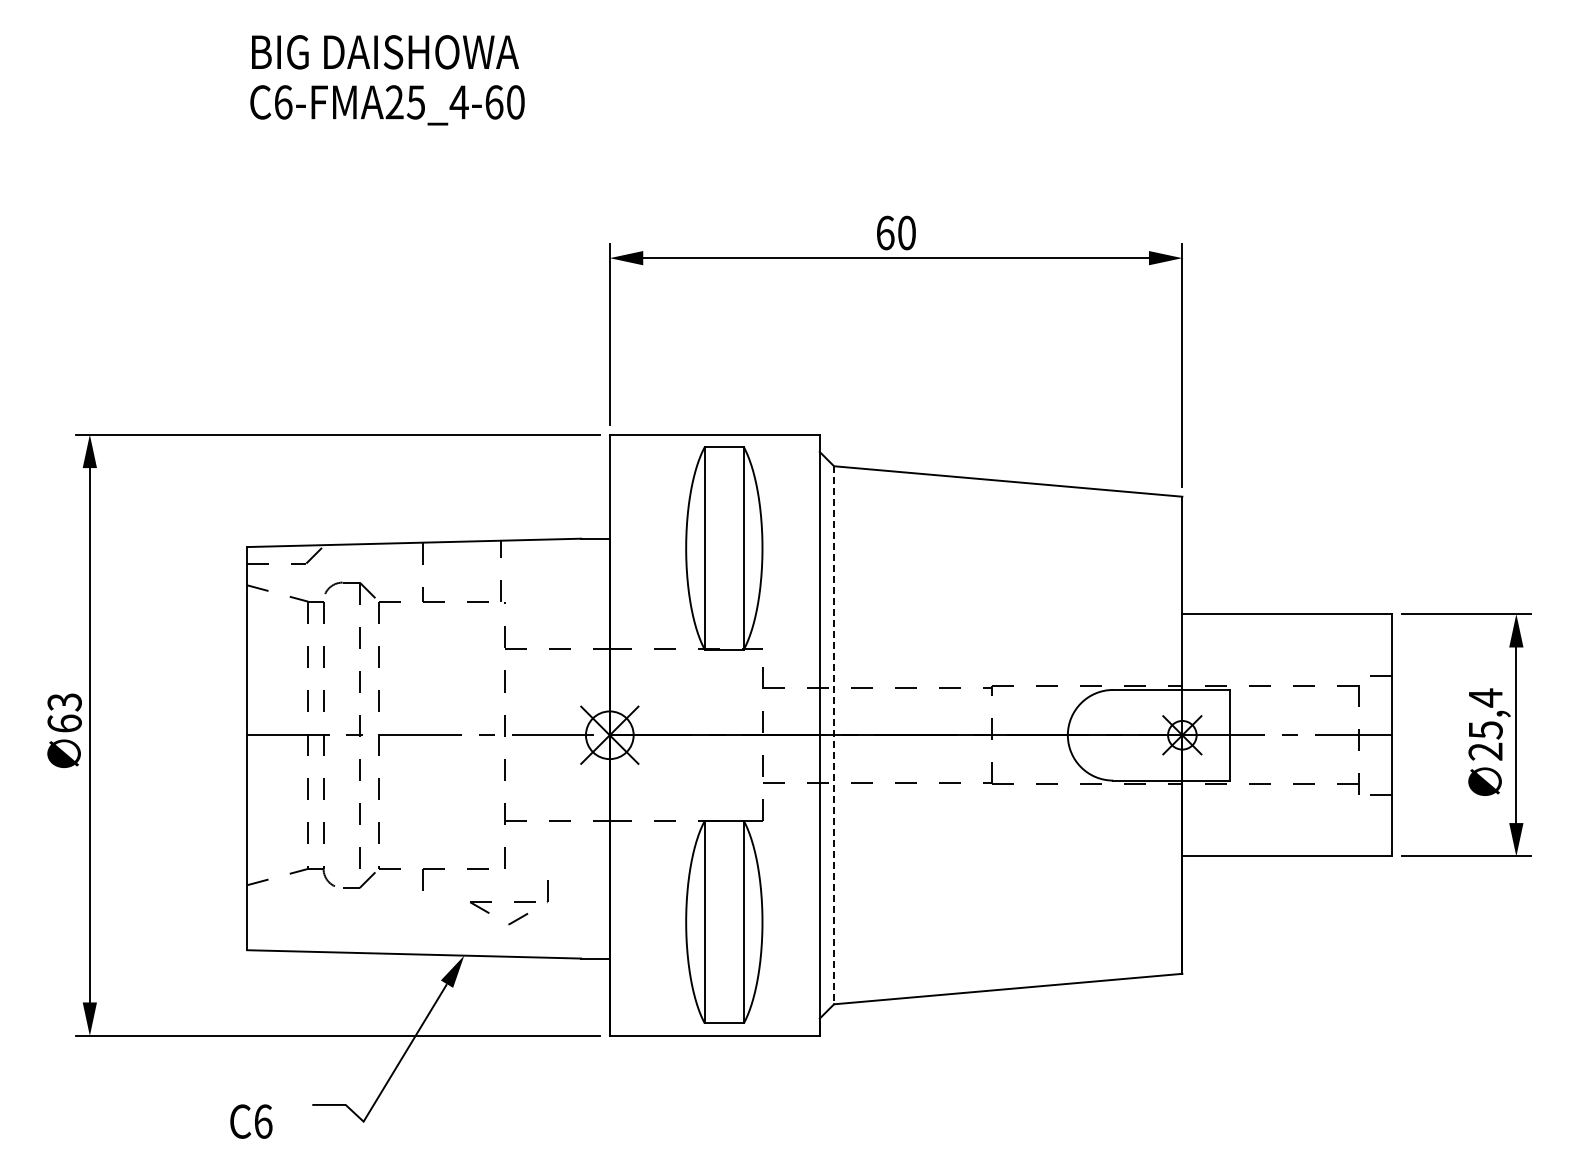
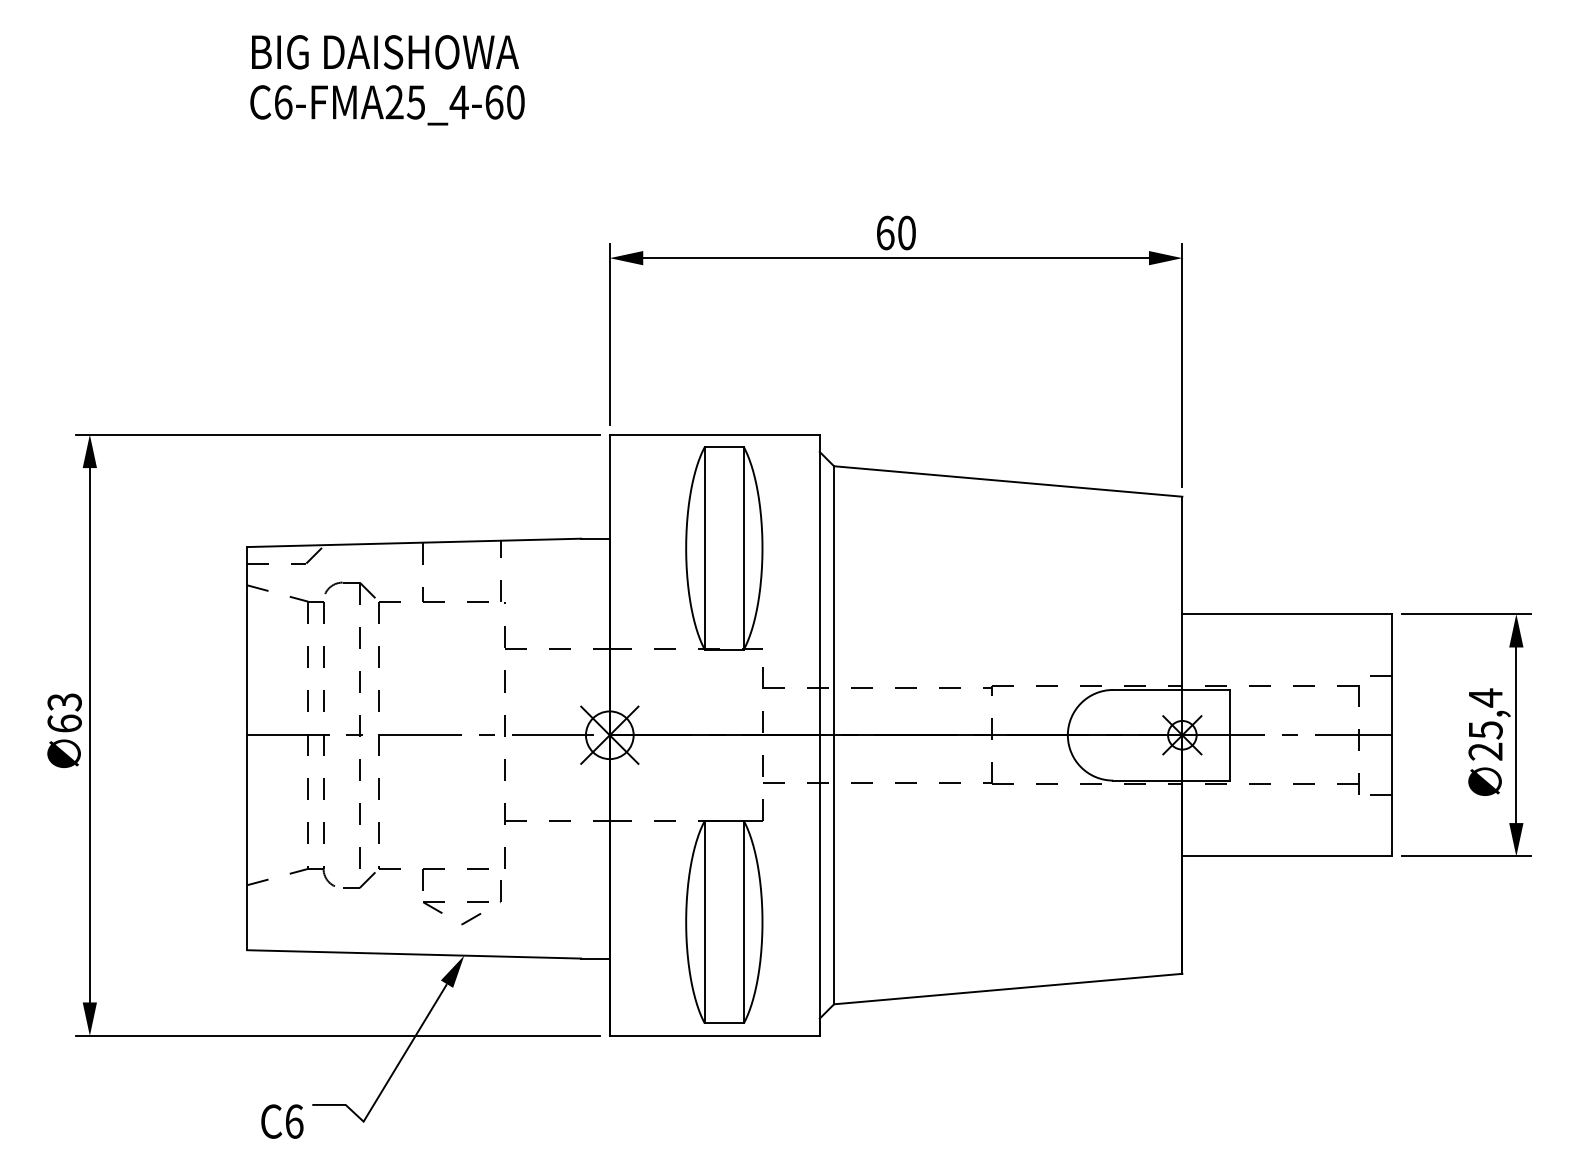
line: dashed -> solid (834, 735)
part position: (509, 902) -> (462, 902) (462, 902)
text position: (251, 1121) -> (282, 1121) (282, 1121)
